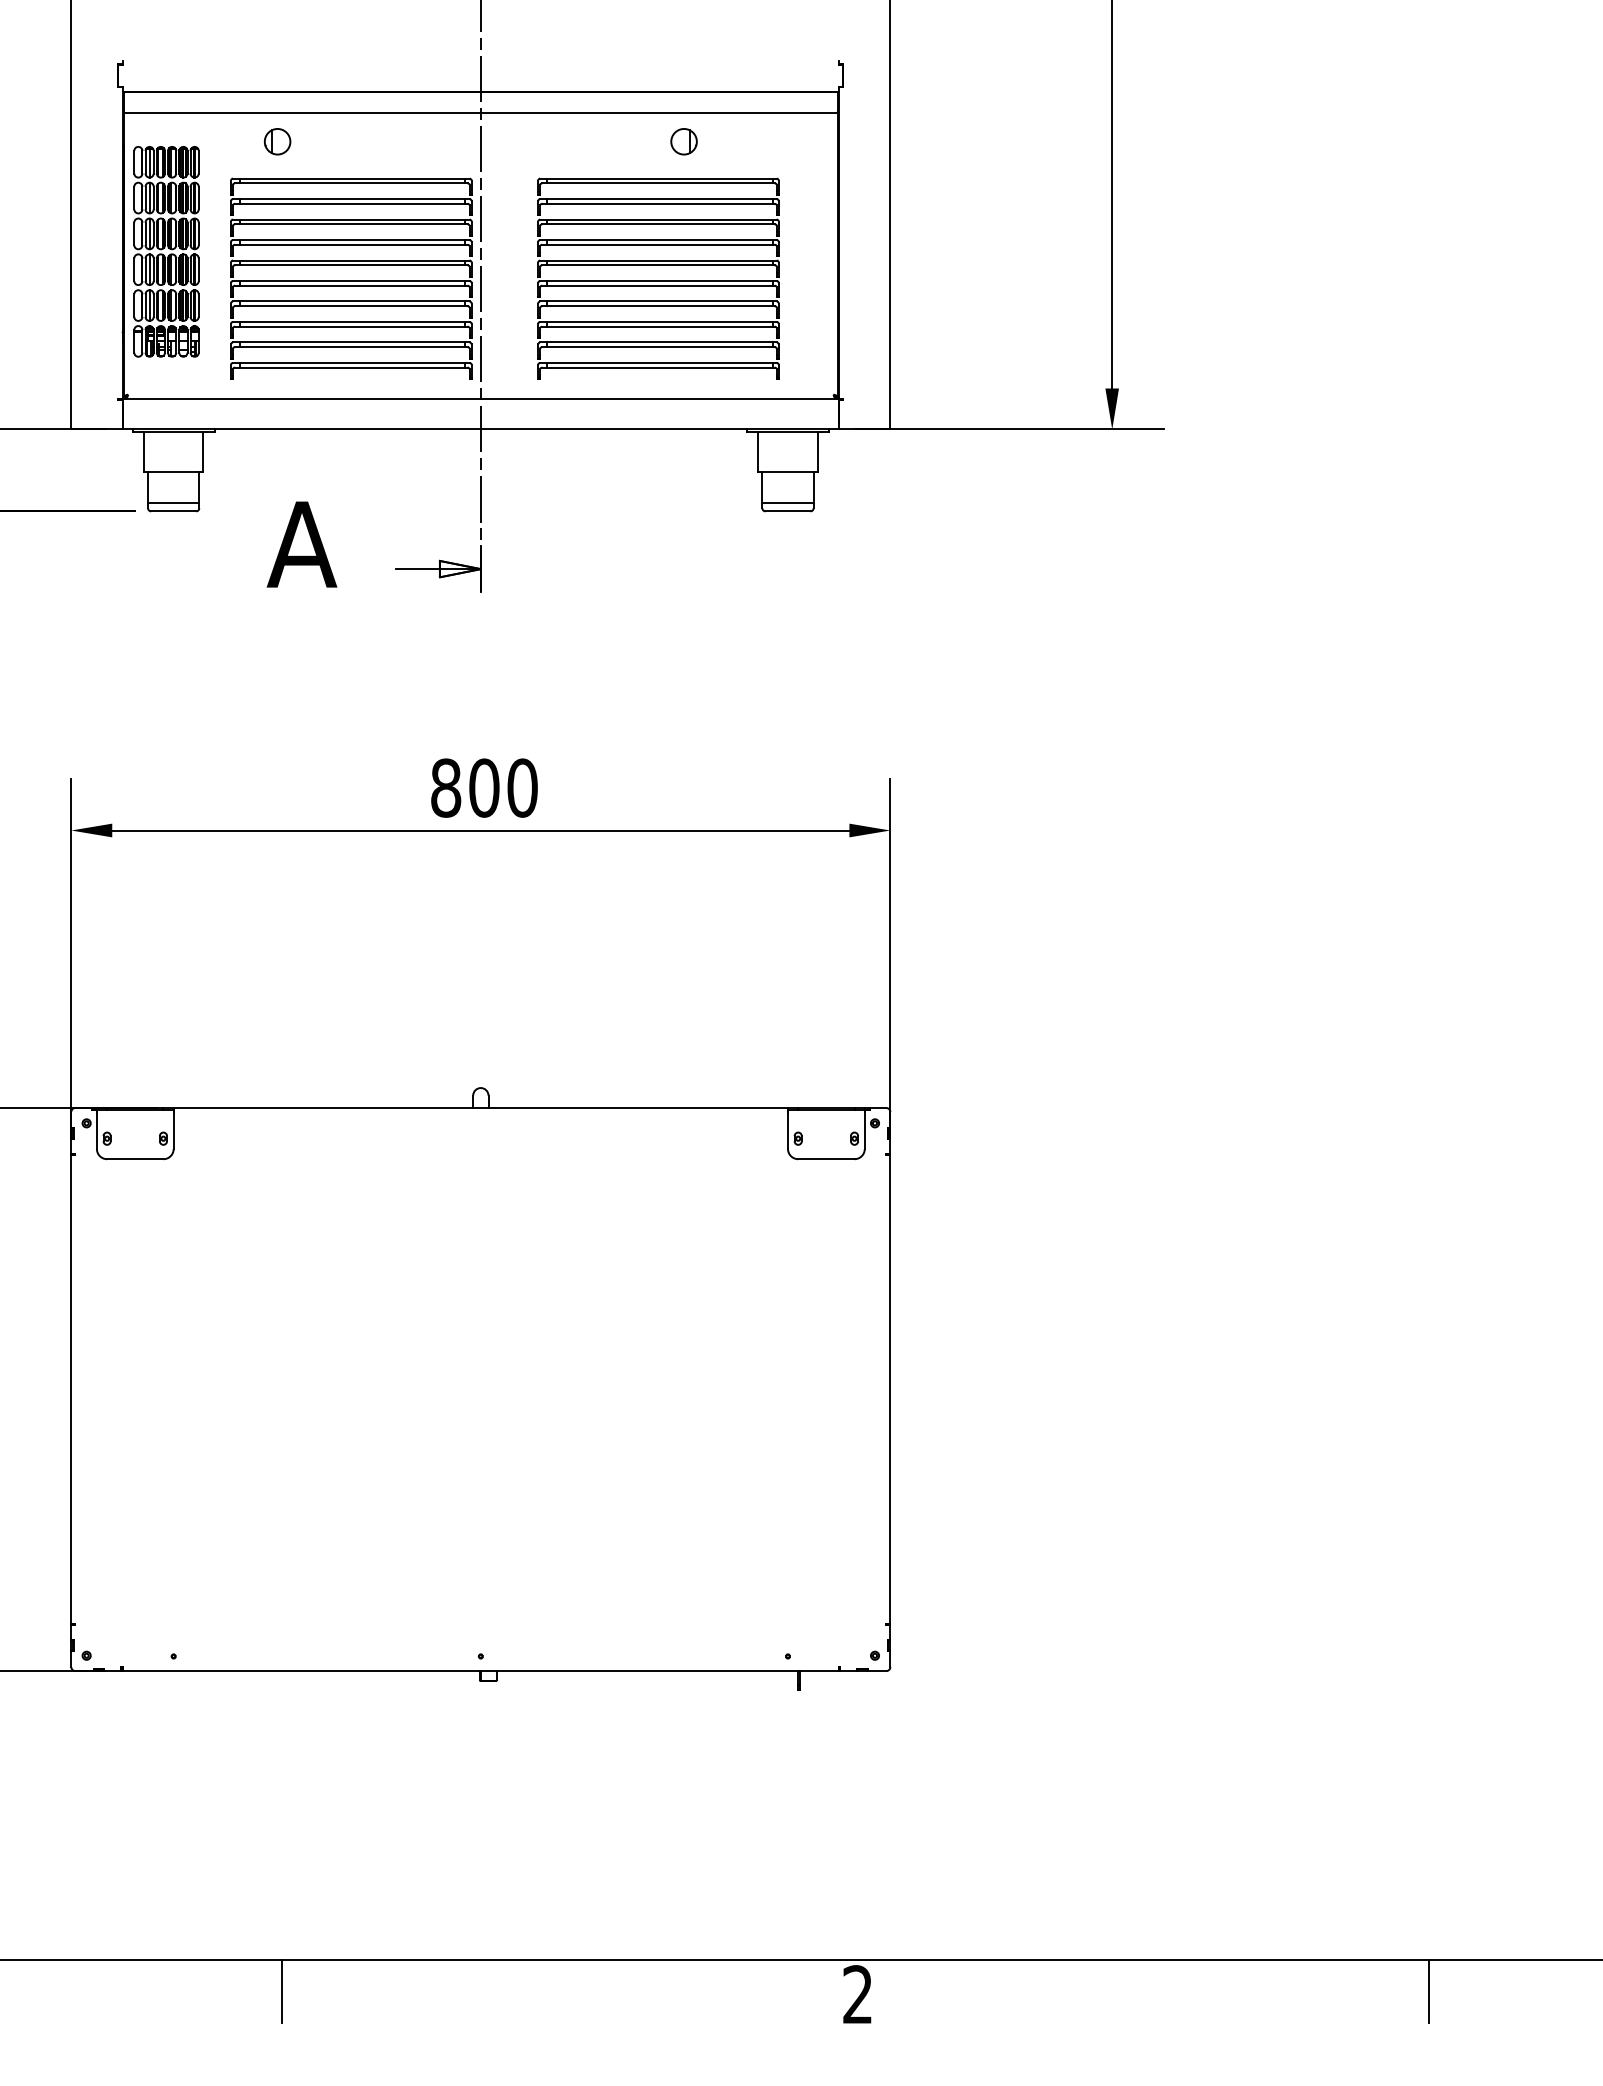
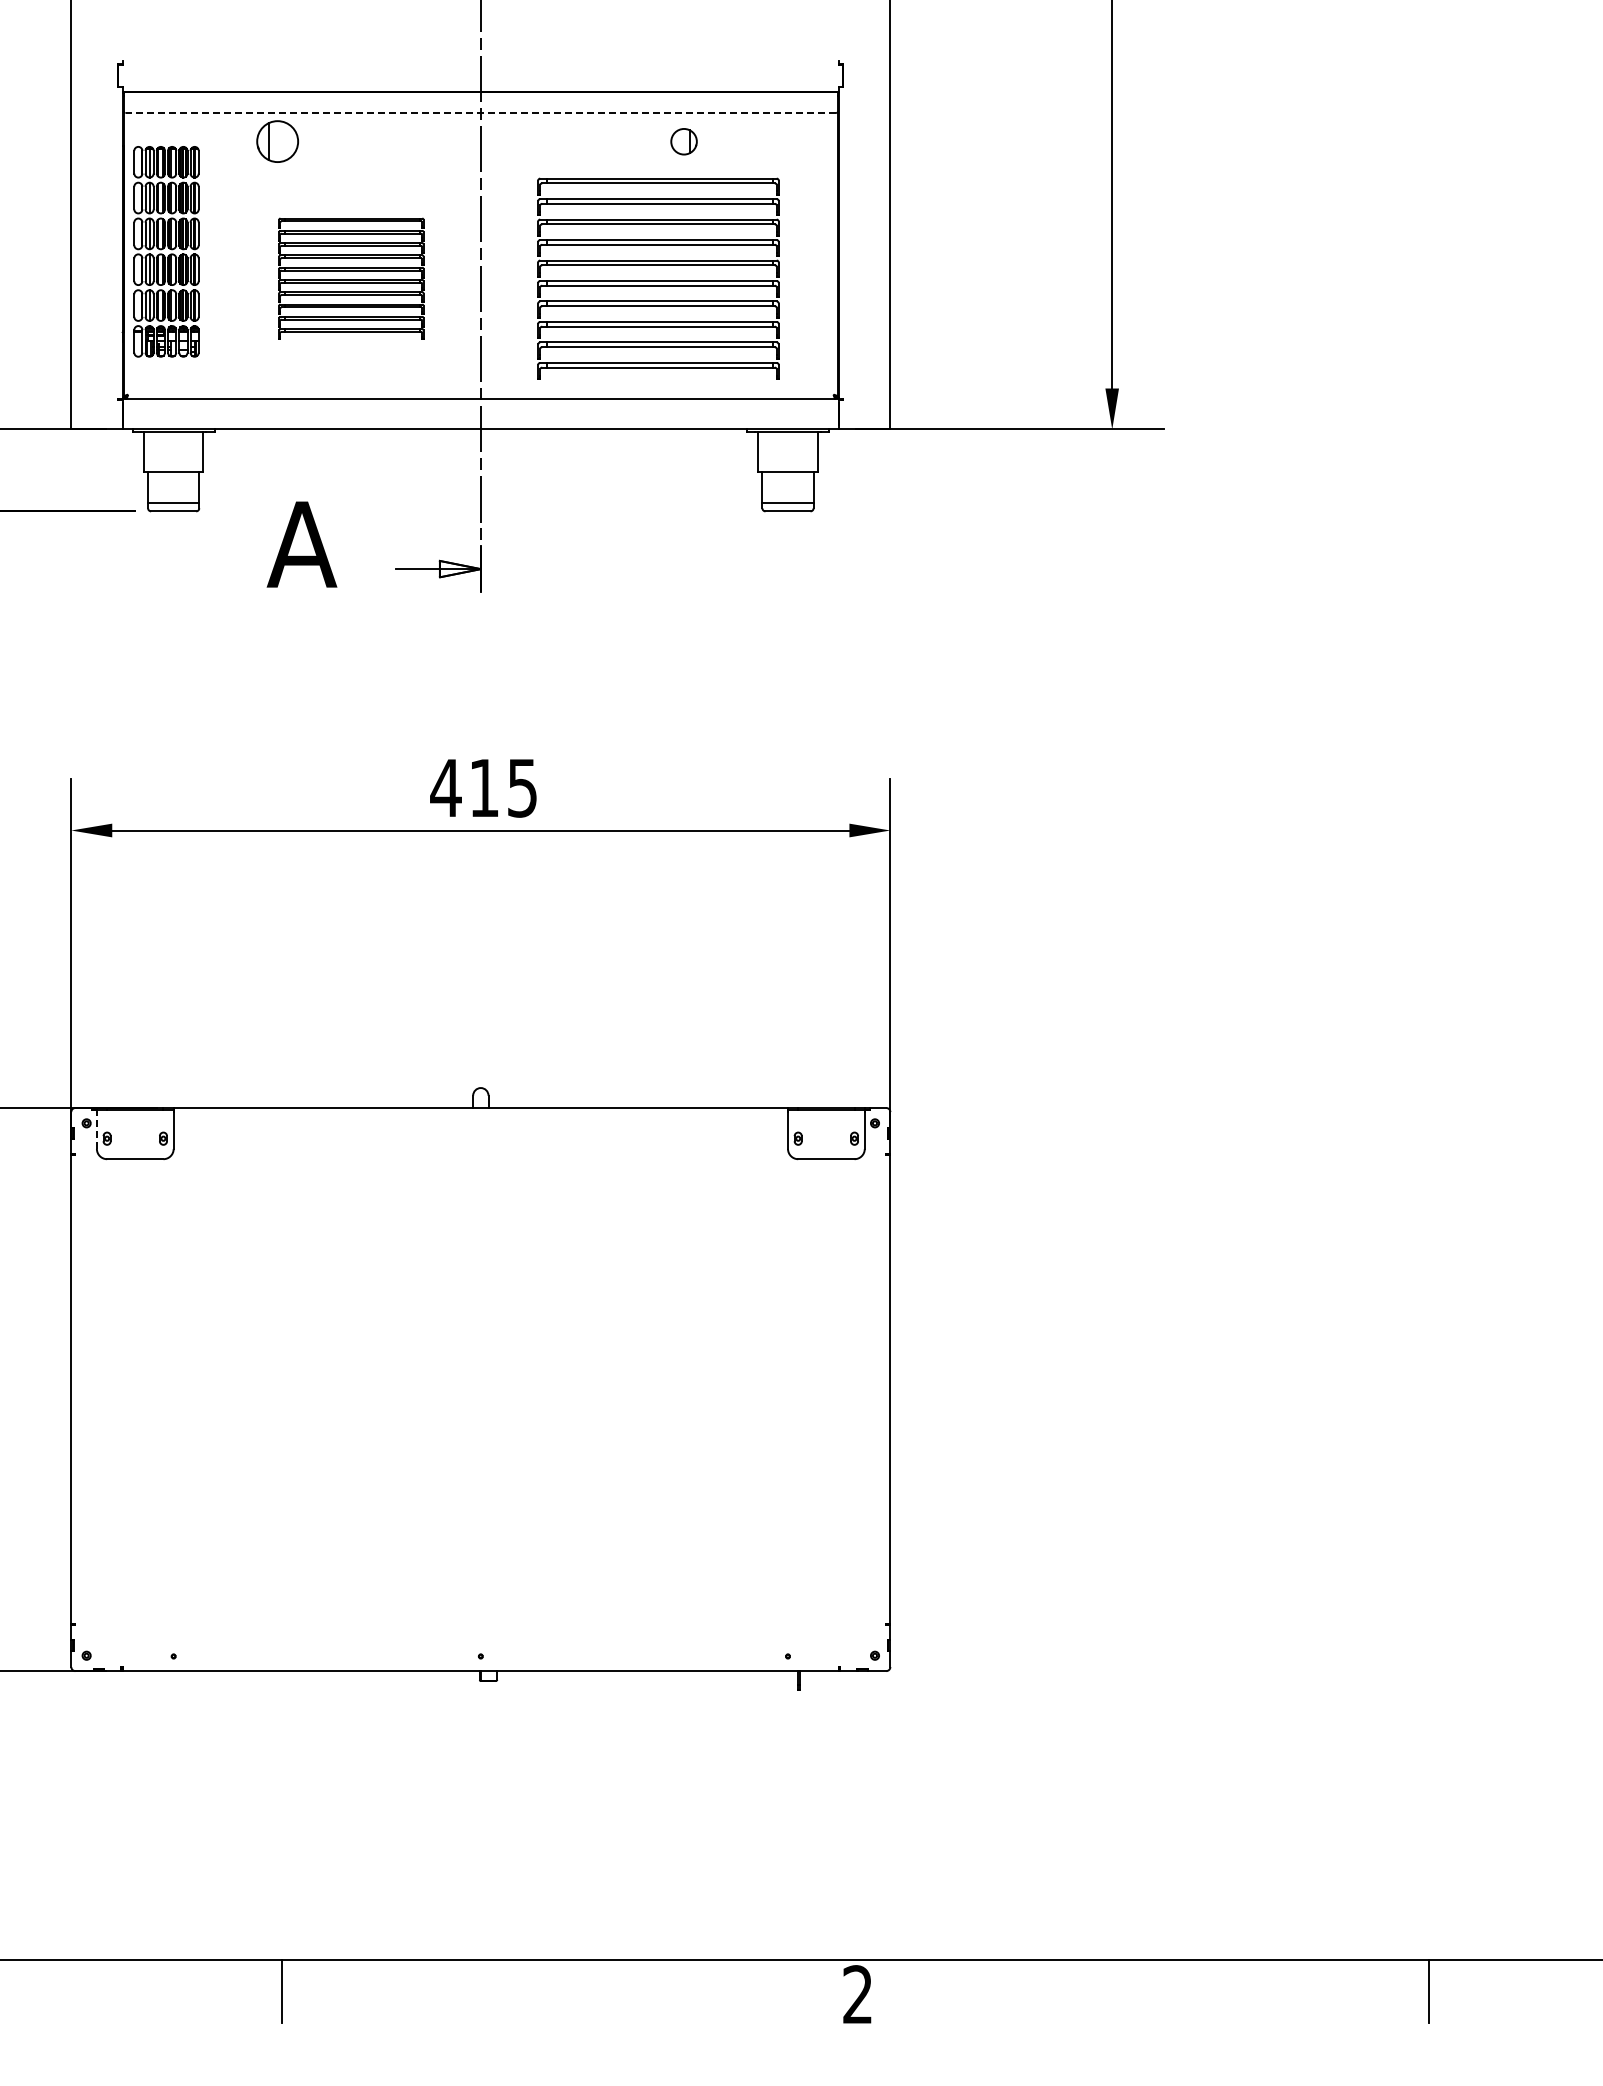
line: solid -> dashed (480, 113)
part size: 29x28 px -> 43x43 px (277, 141)
part size: 243x203 px -> 147x123 px (351, 278)
text: 800 -> 415 (483, 787)
line: solid -> dashed (96, 1130)
